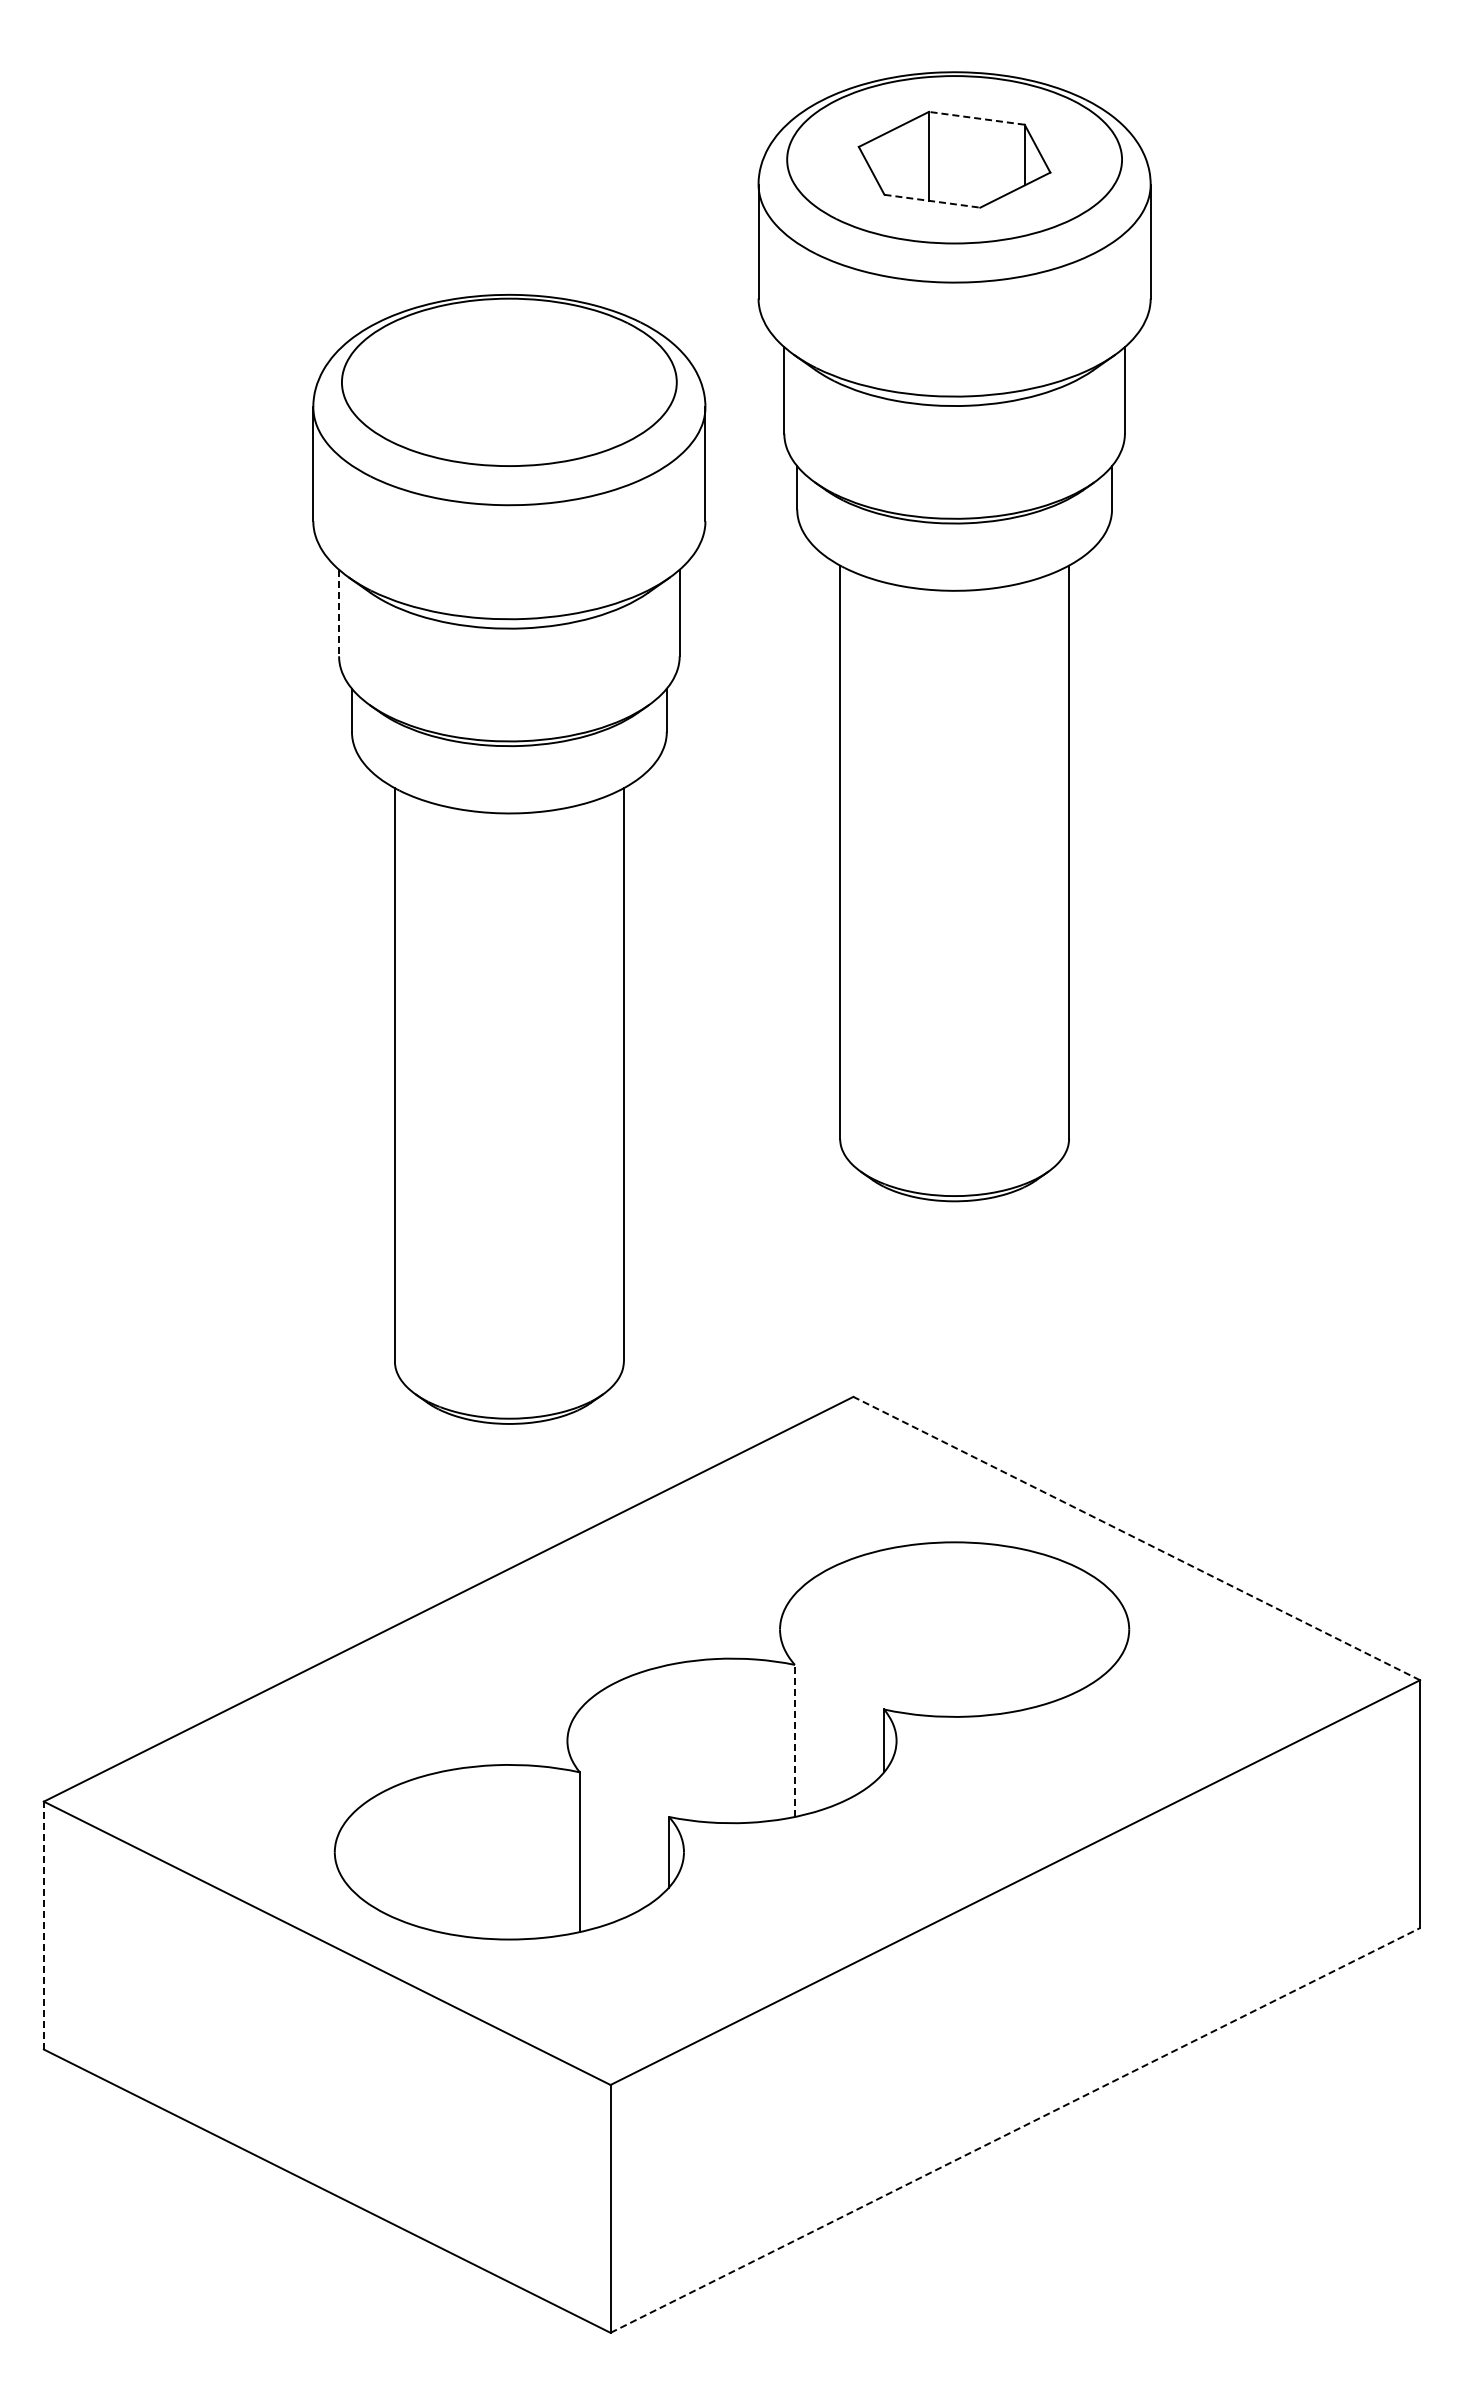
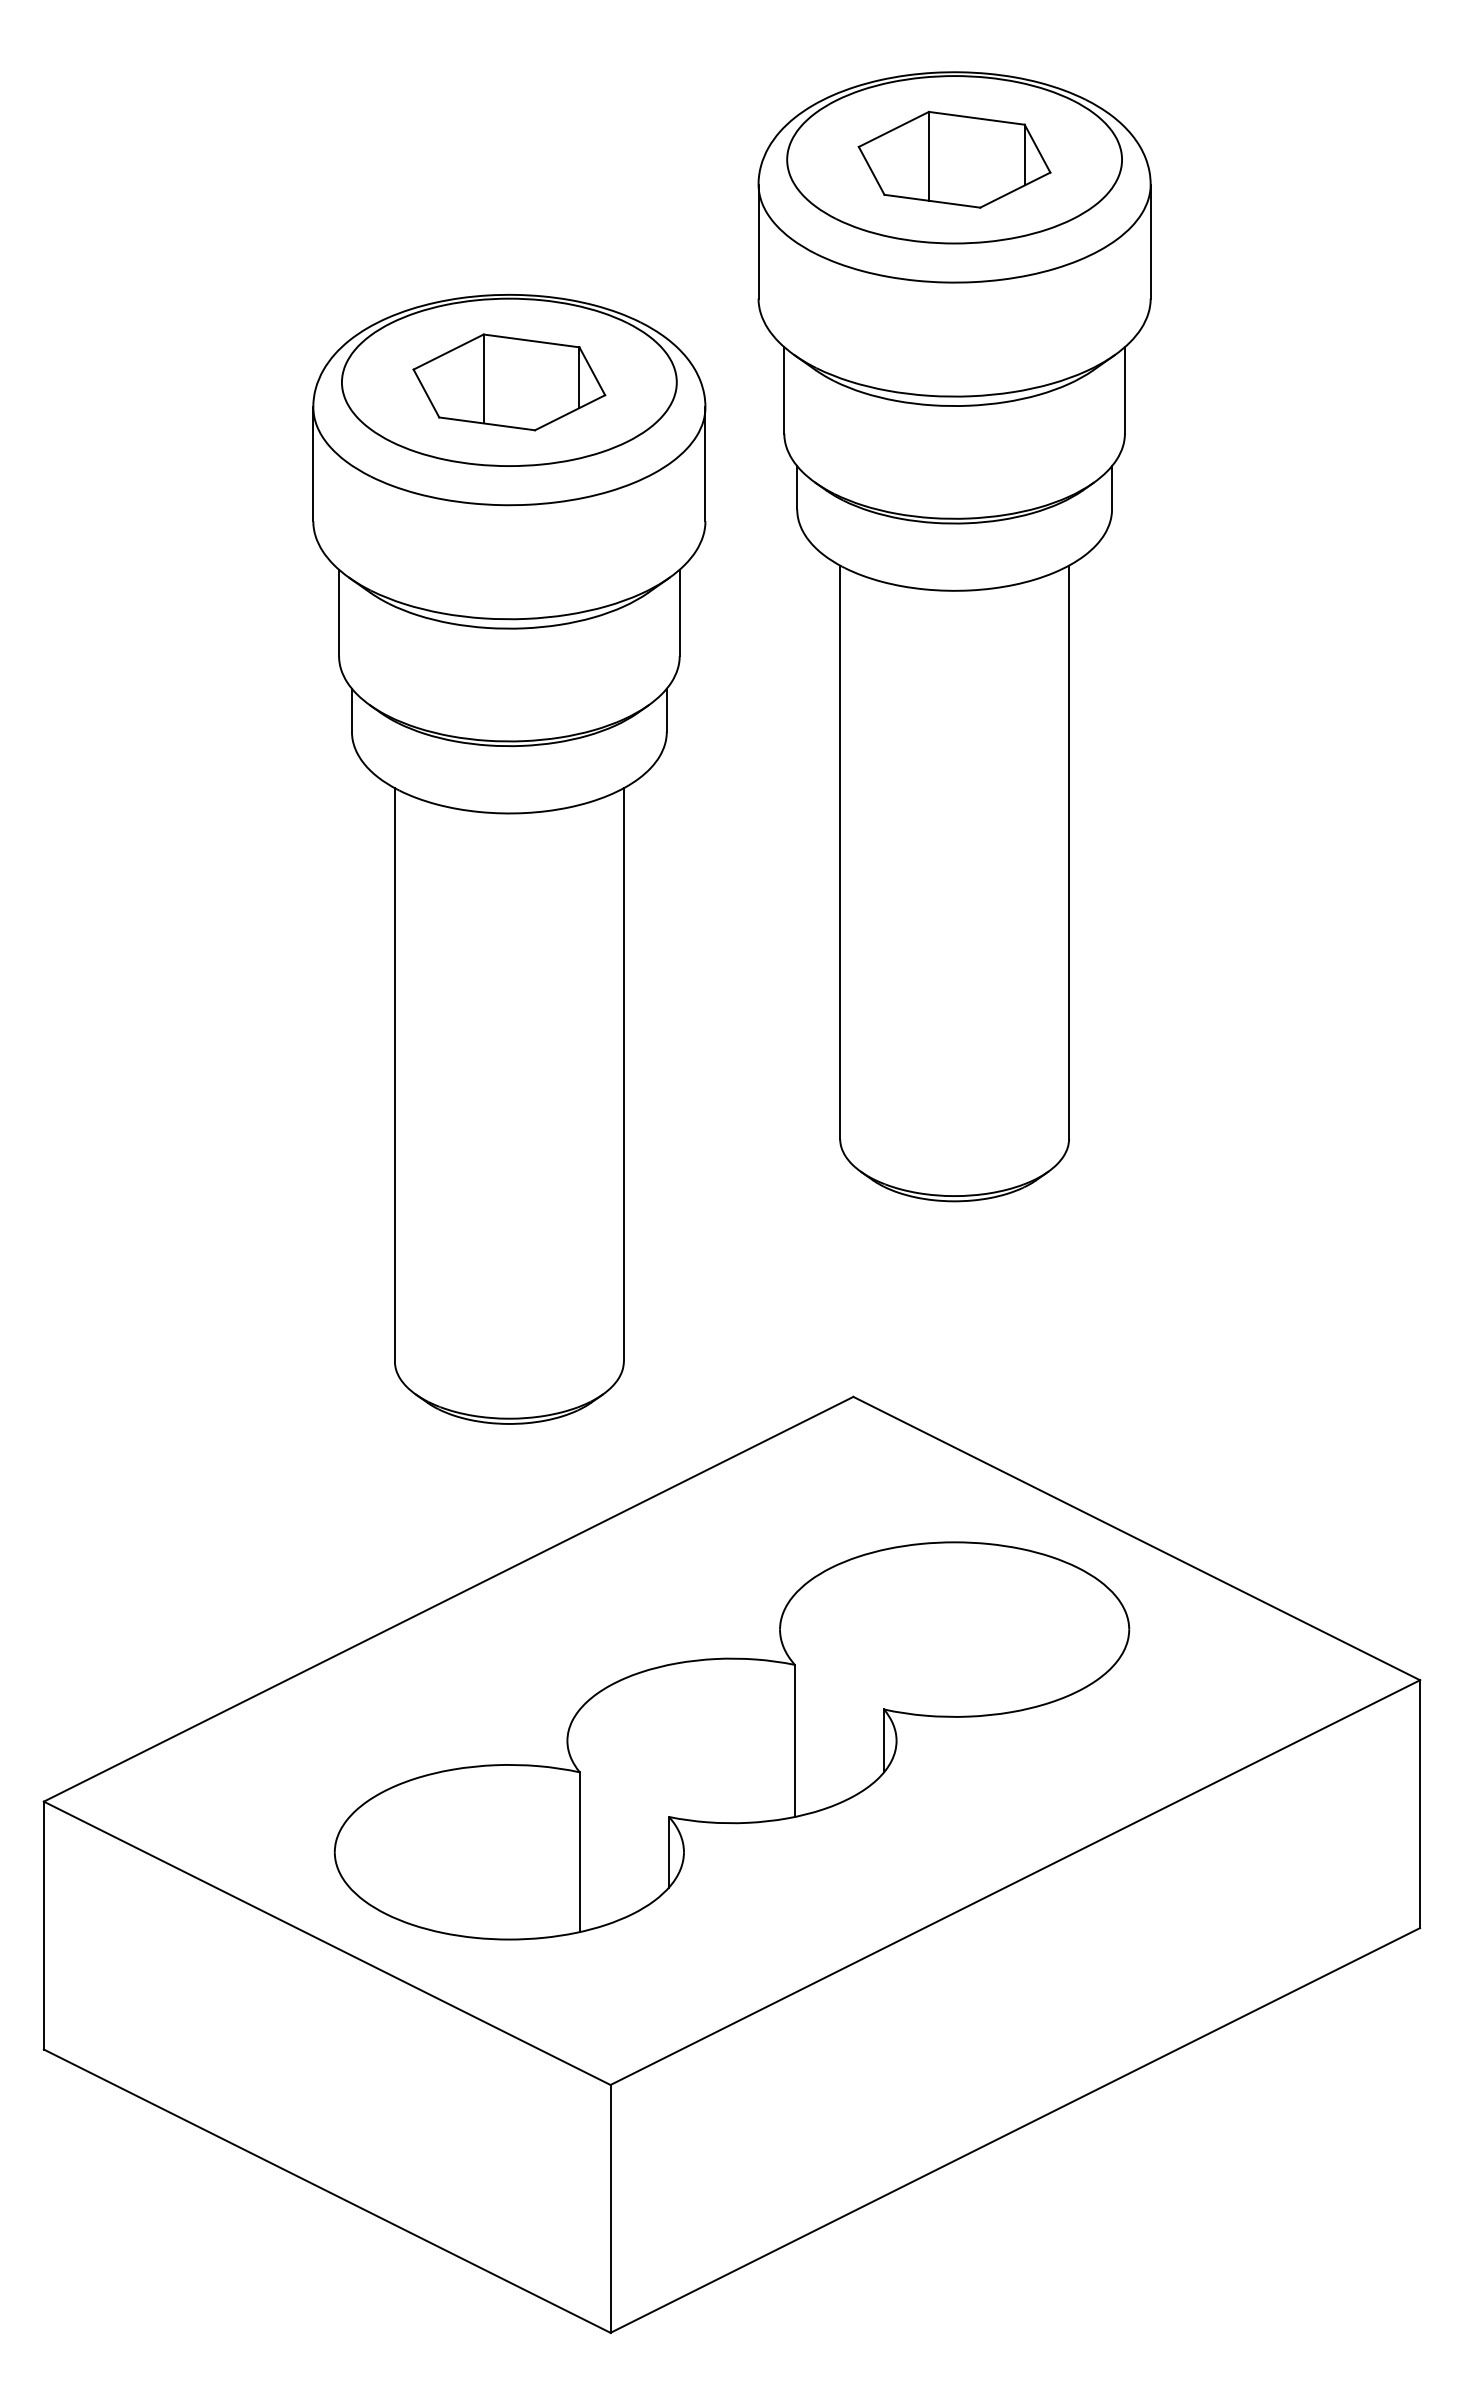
line: dashed -> solid (976, 118)
line: dashed -> solid (932, 201)
part: none -> present (509, 382)
line: dashed -> solid (339, 613)
line: dashed -> solid (1136, 1538)
line: dashed -> solid (794, 1740)
line: dashed -> solid (43, 1925)
line: dashed -> solid (1015, 2130)
